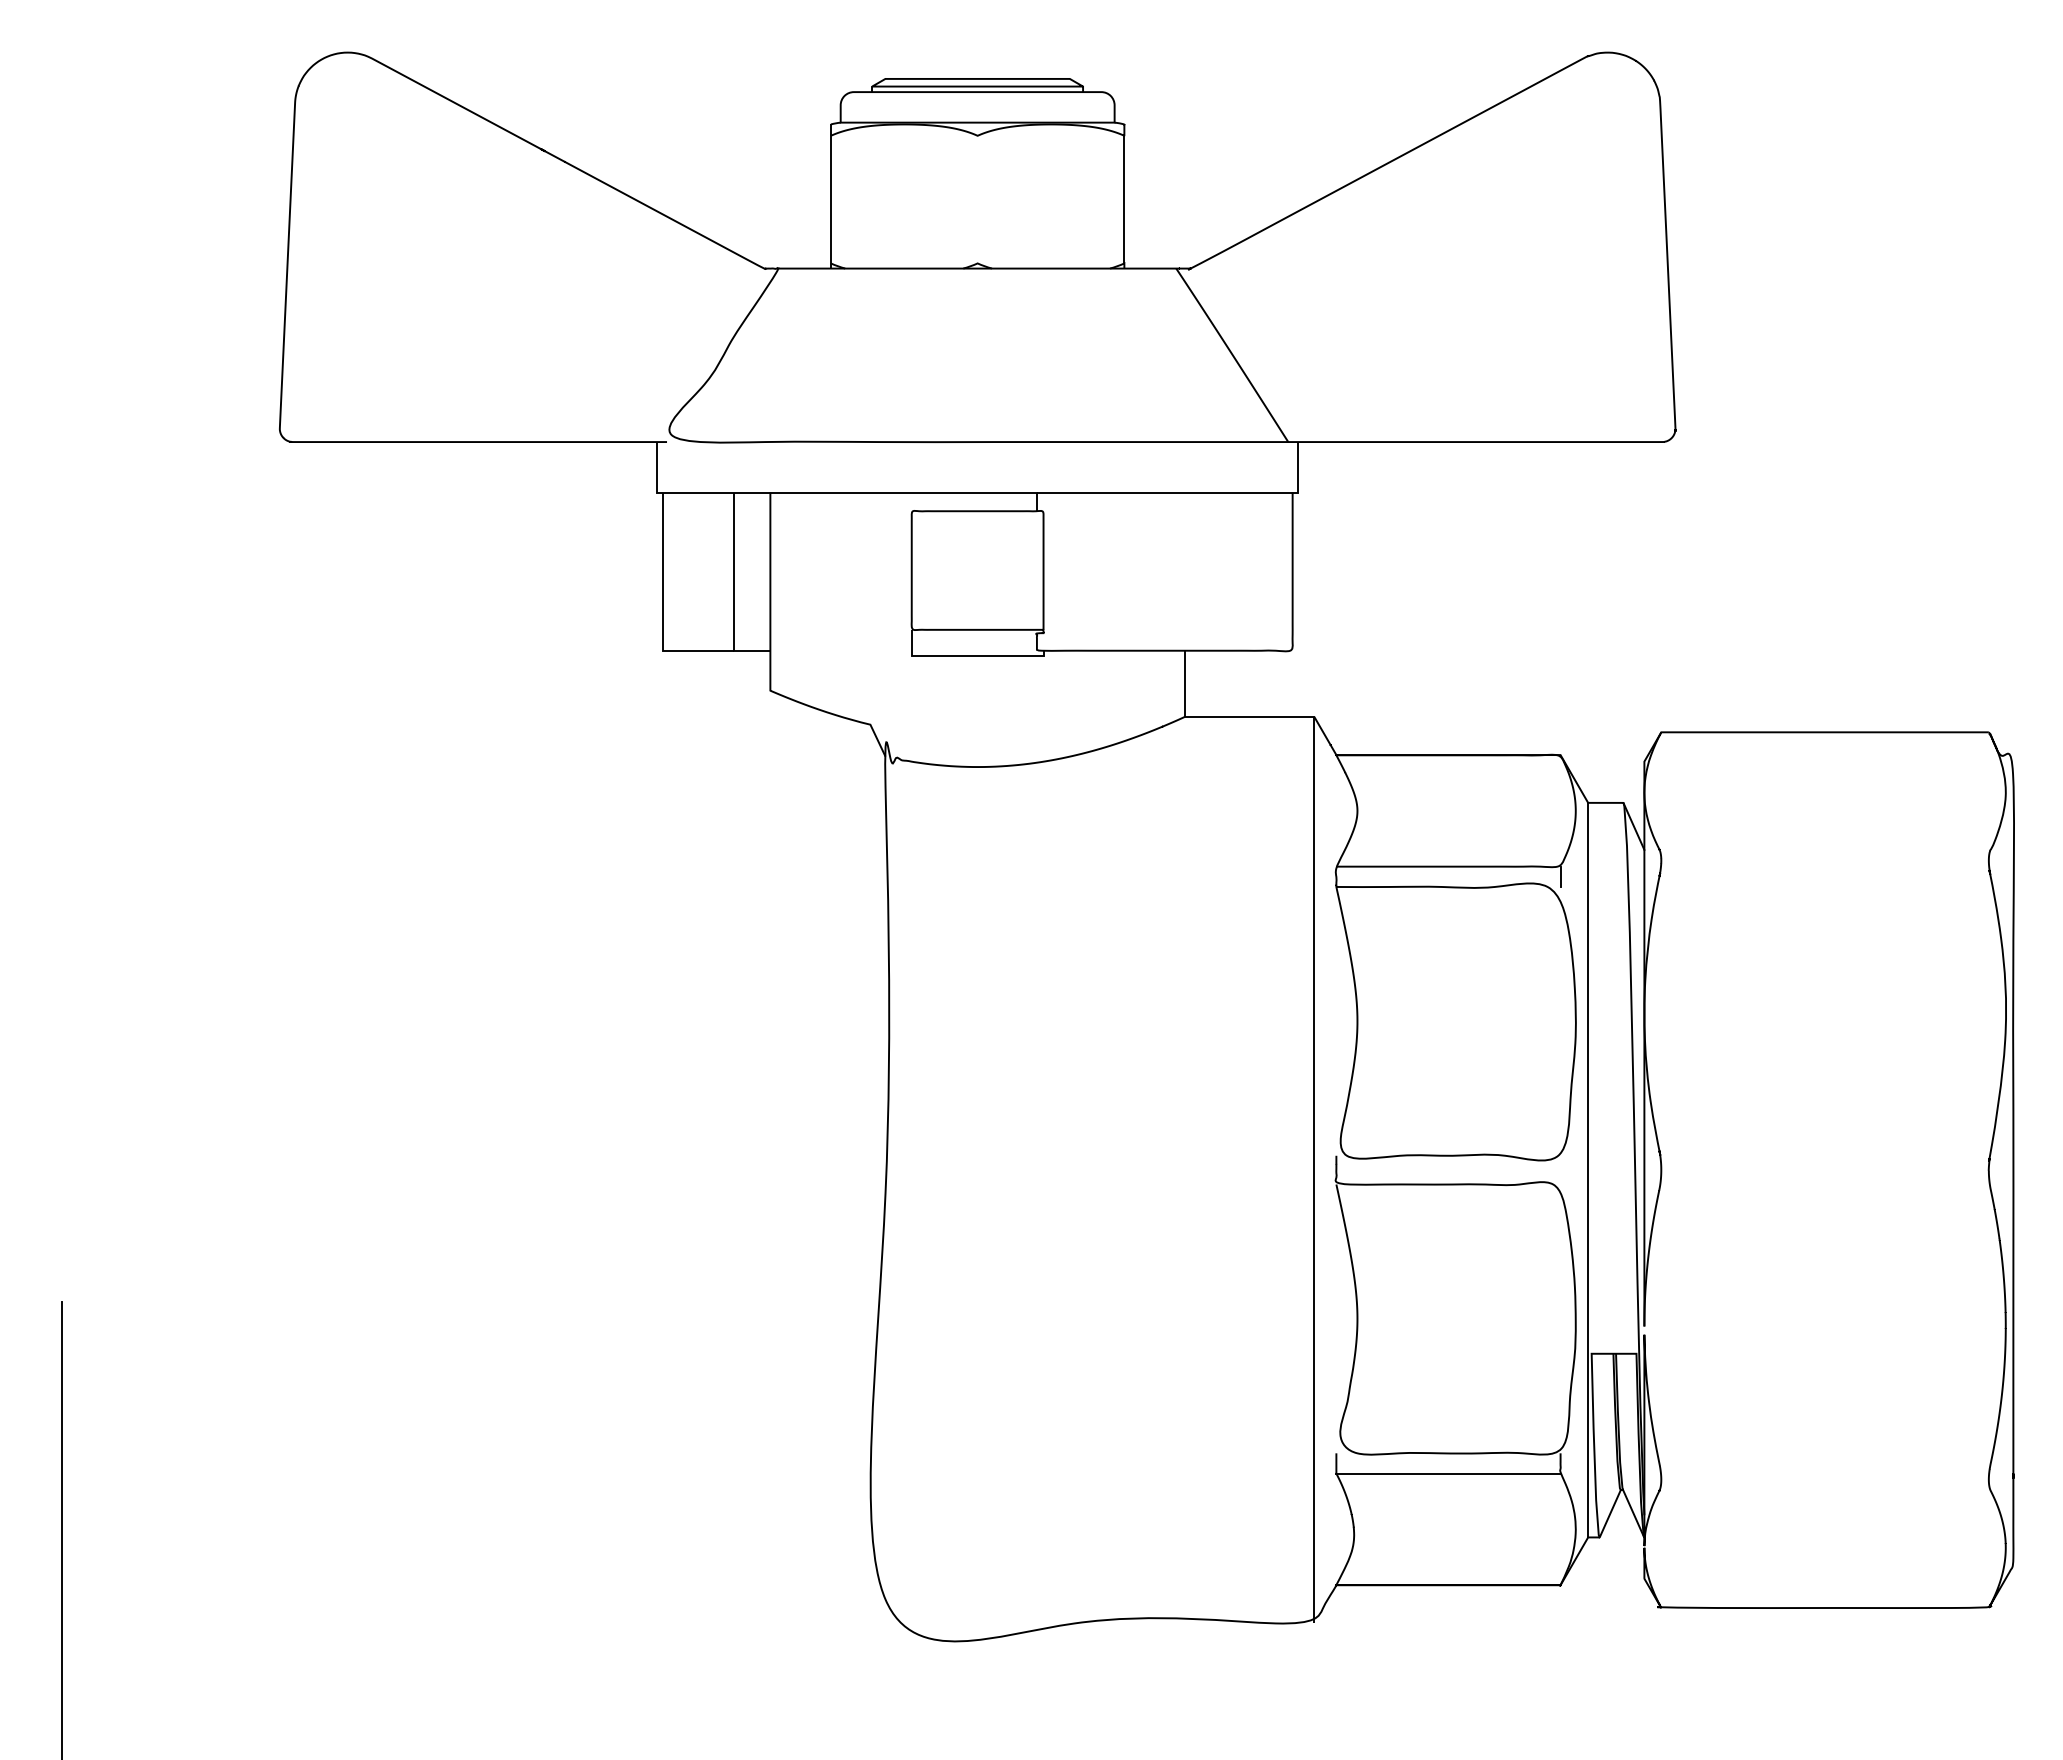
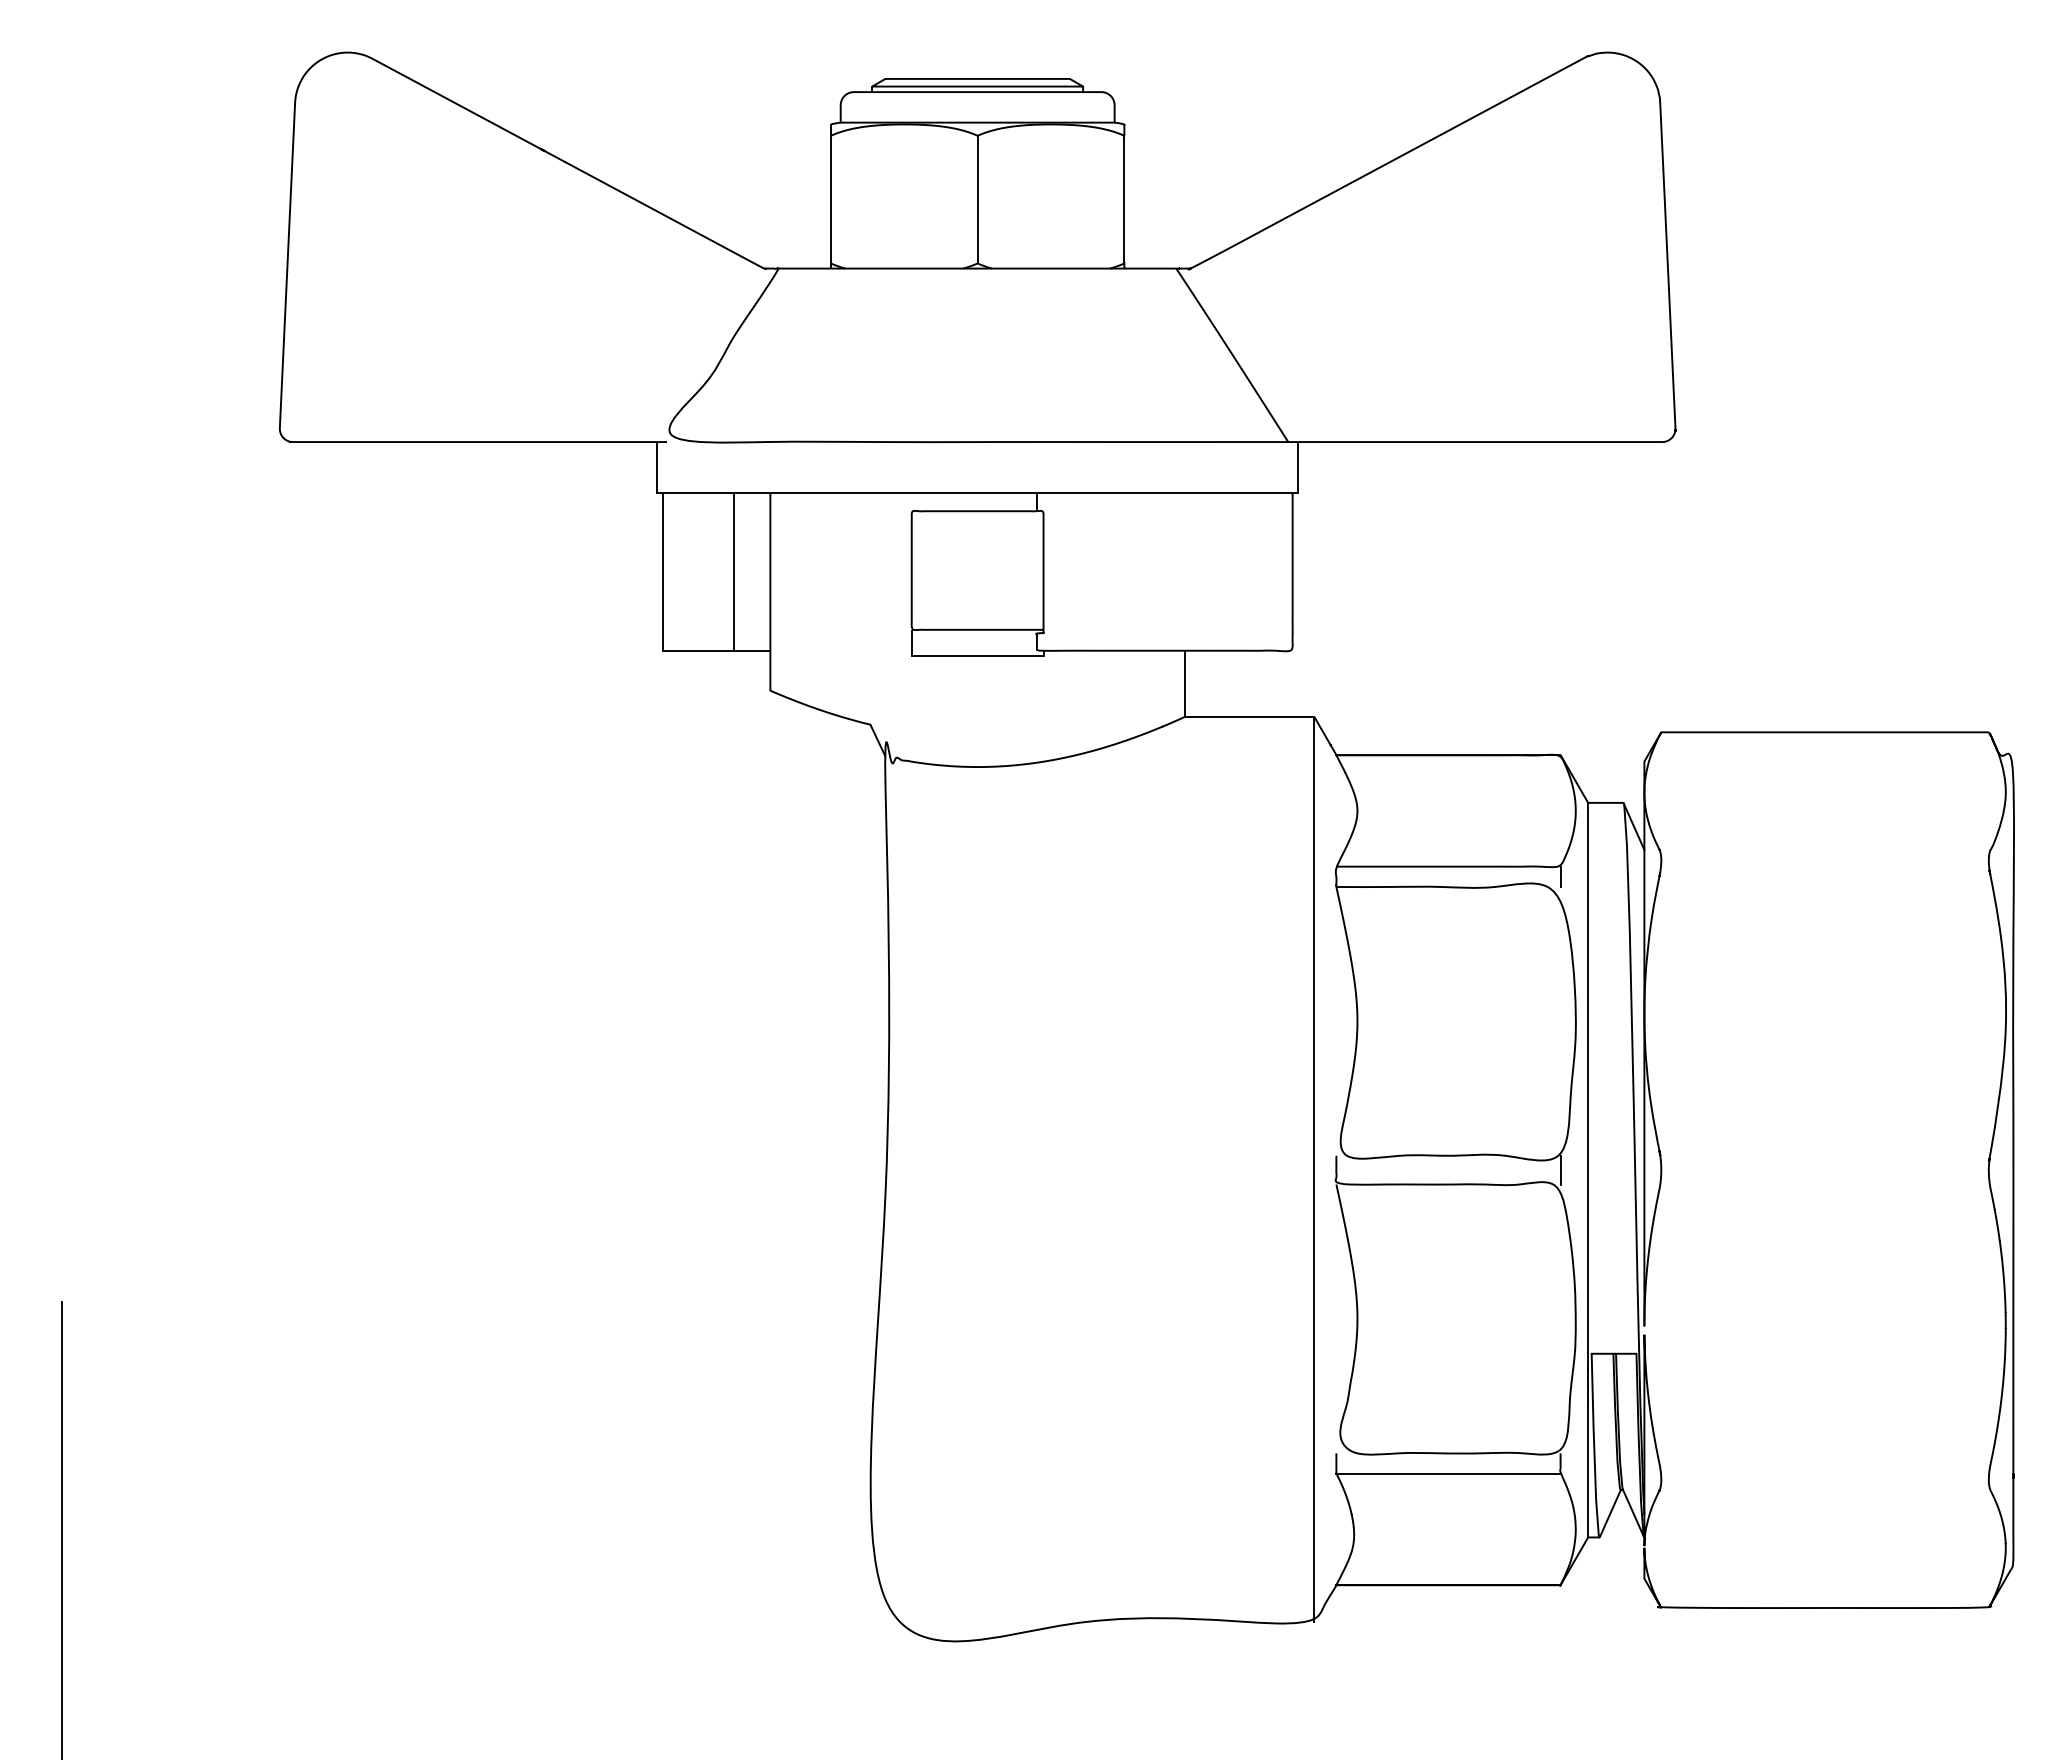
line: none -> present (977, 199)
line: none -> present (1560, 1169)
